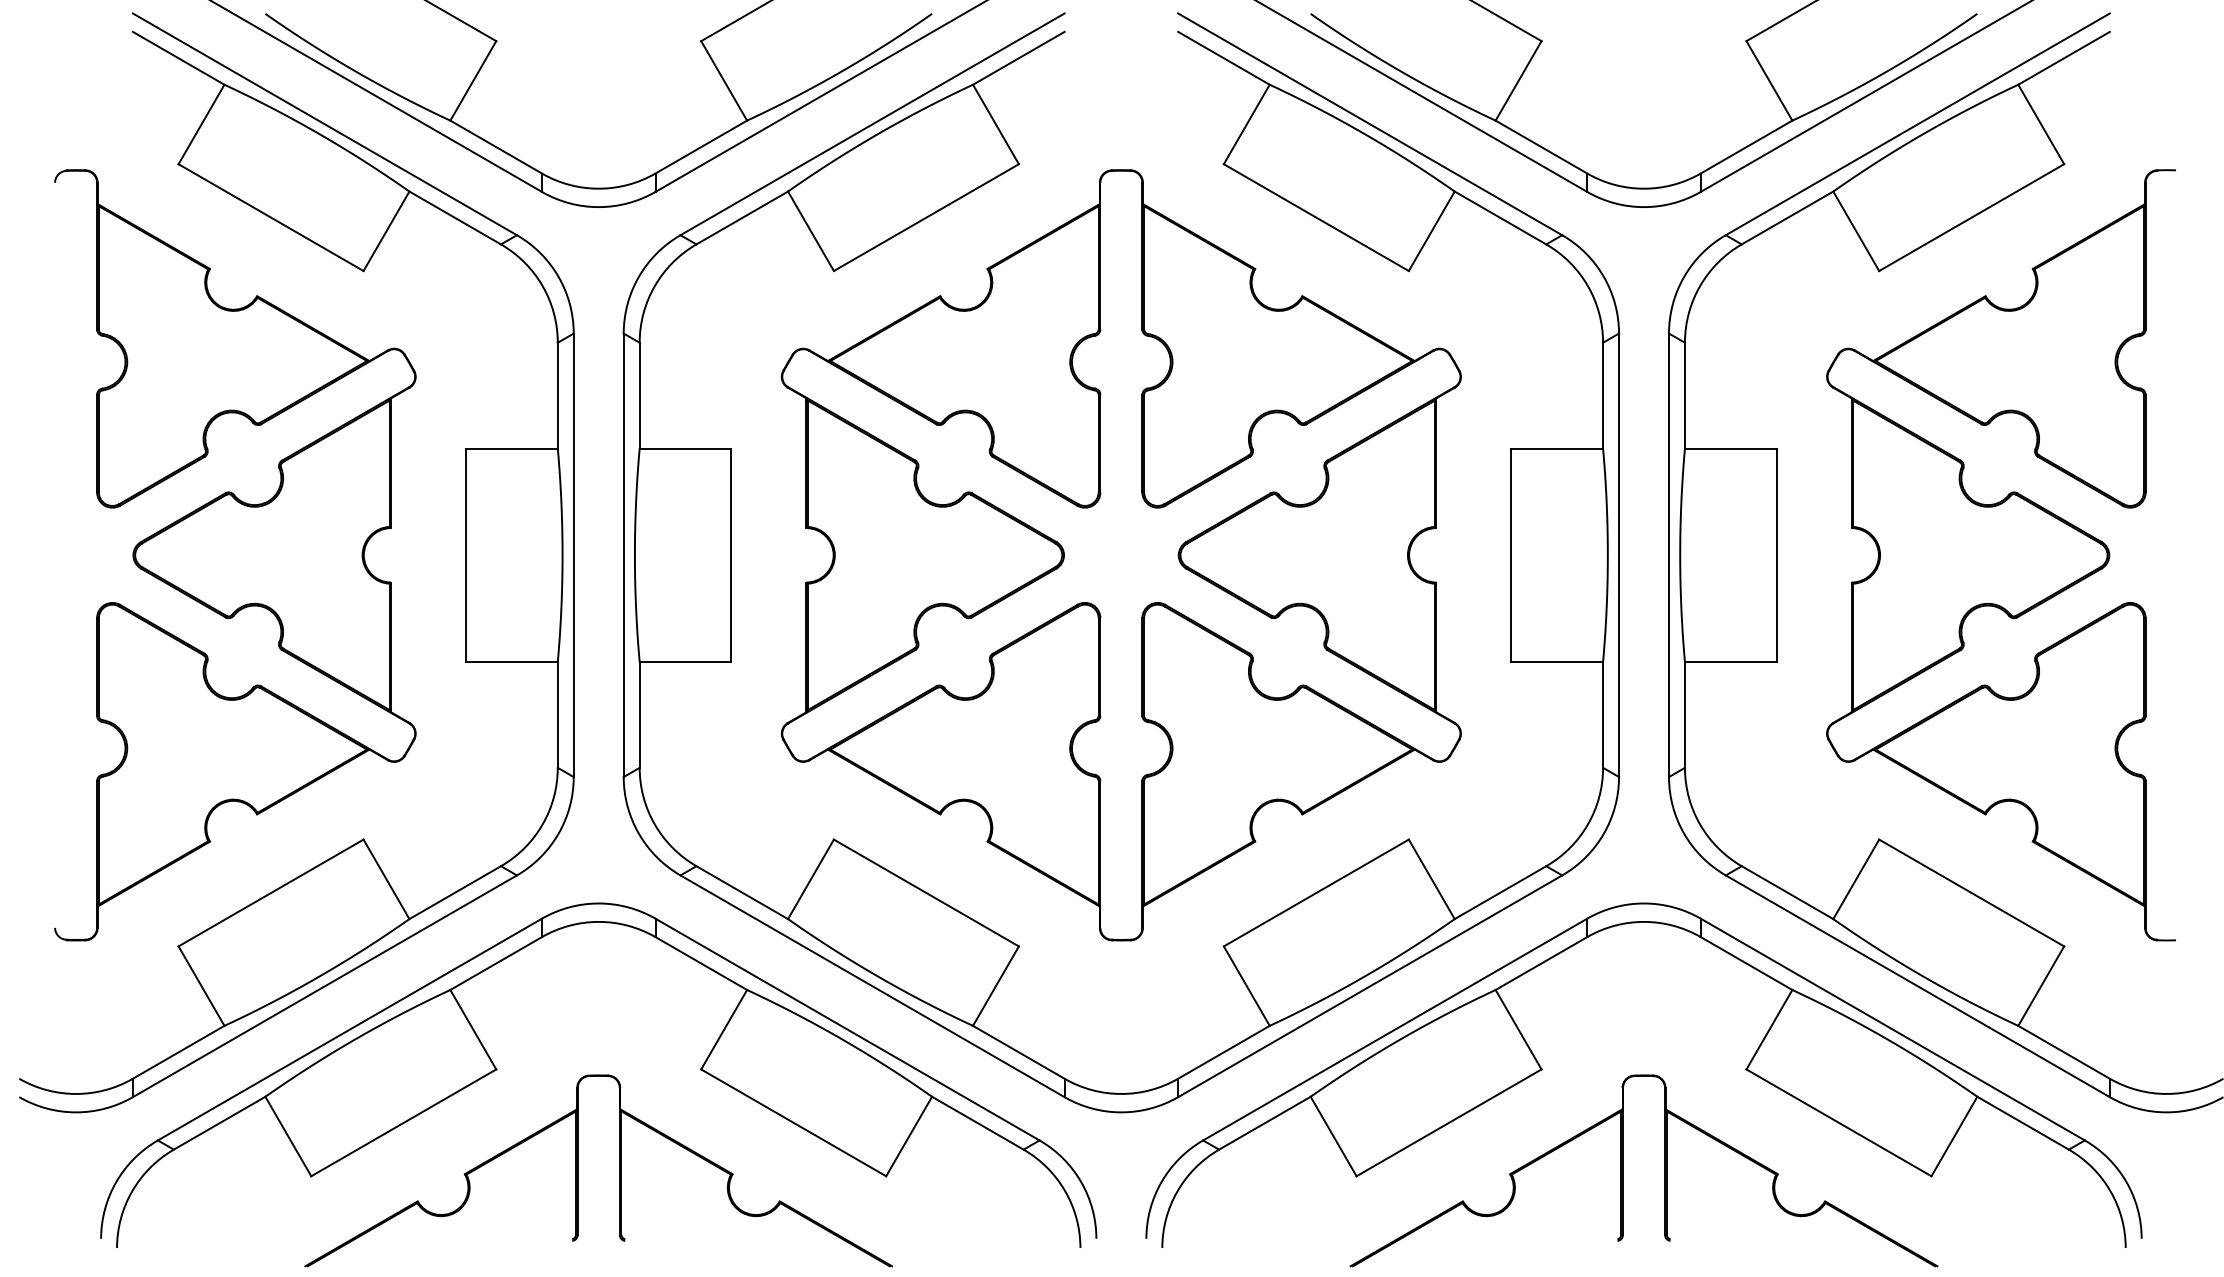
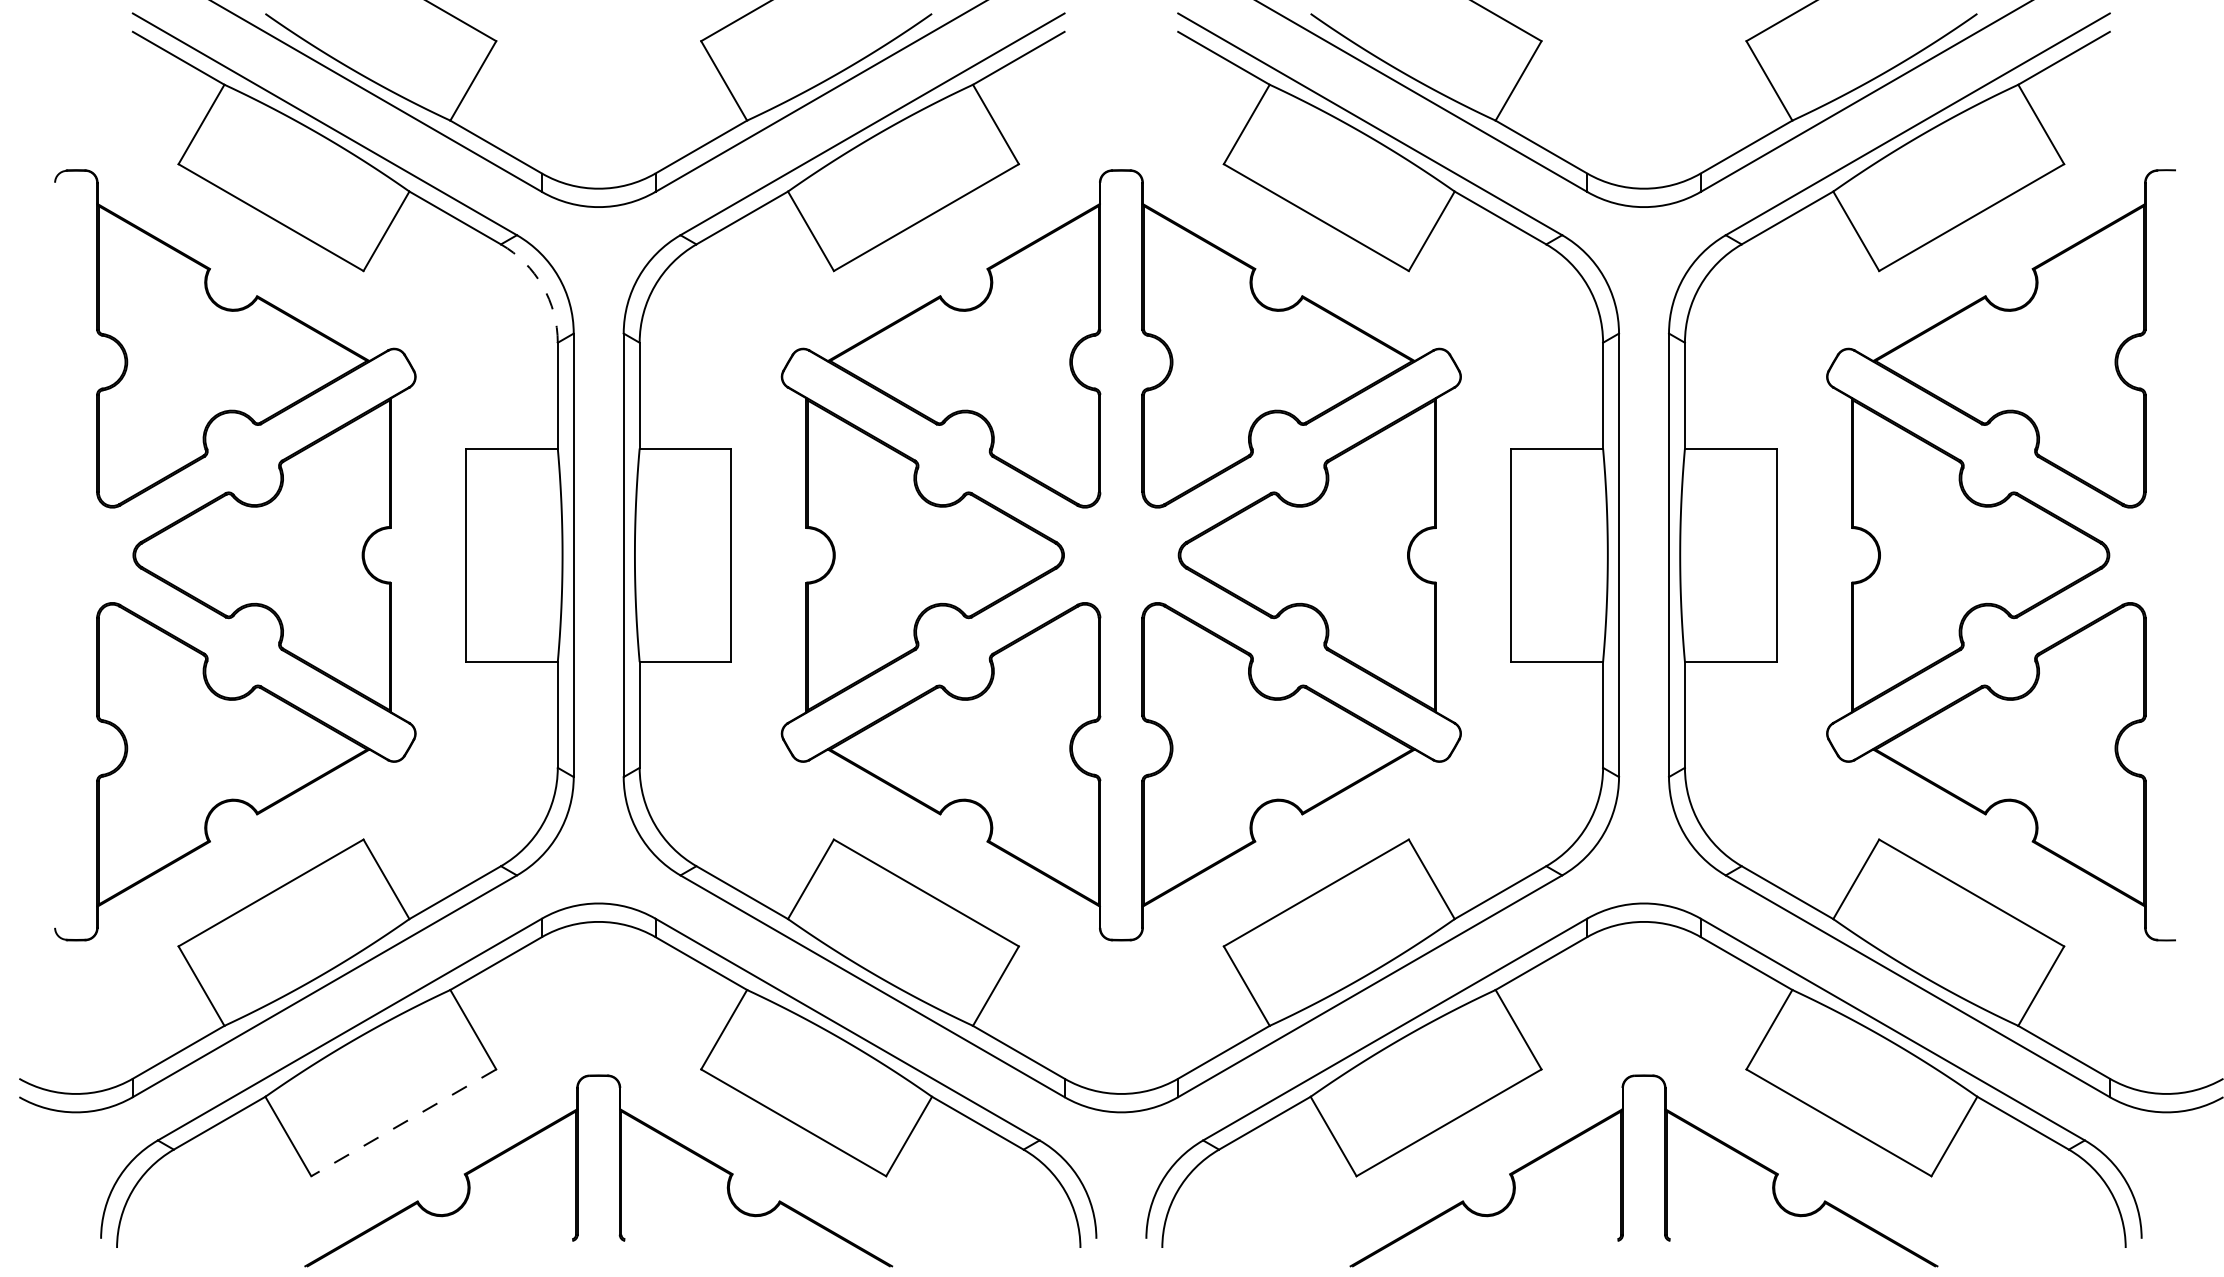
arc: solid -> dashed (542, 285)
line: solid -> dashed (403, 1122)
